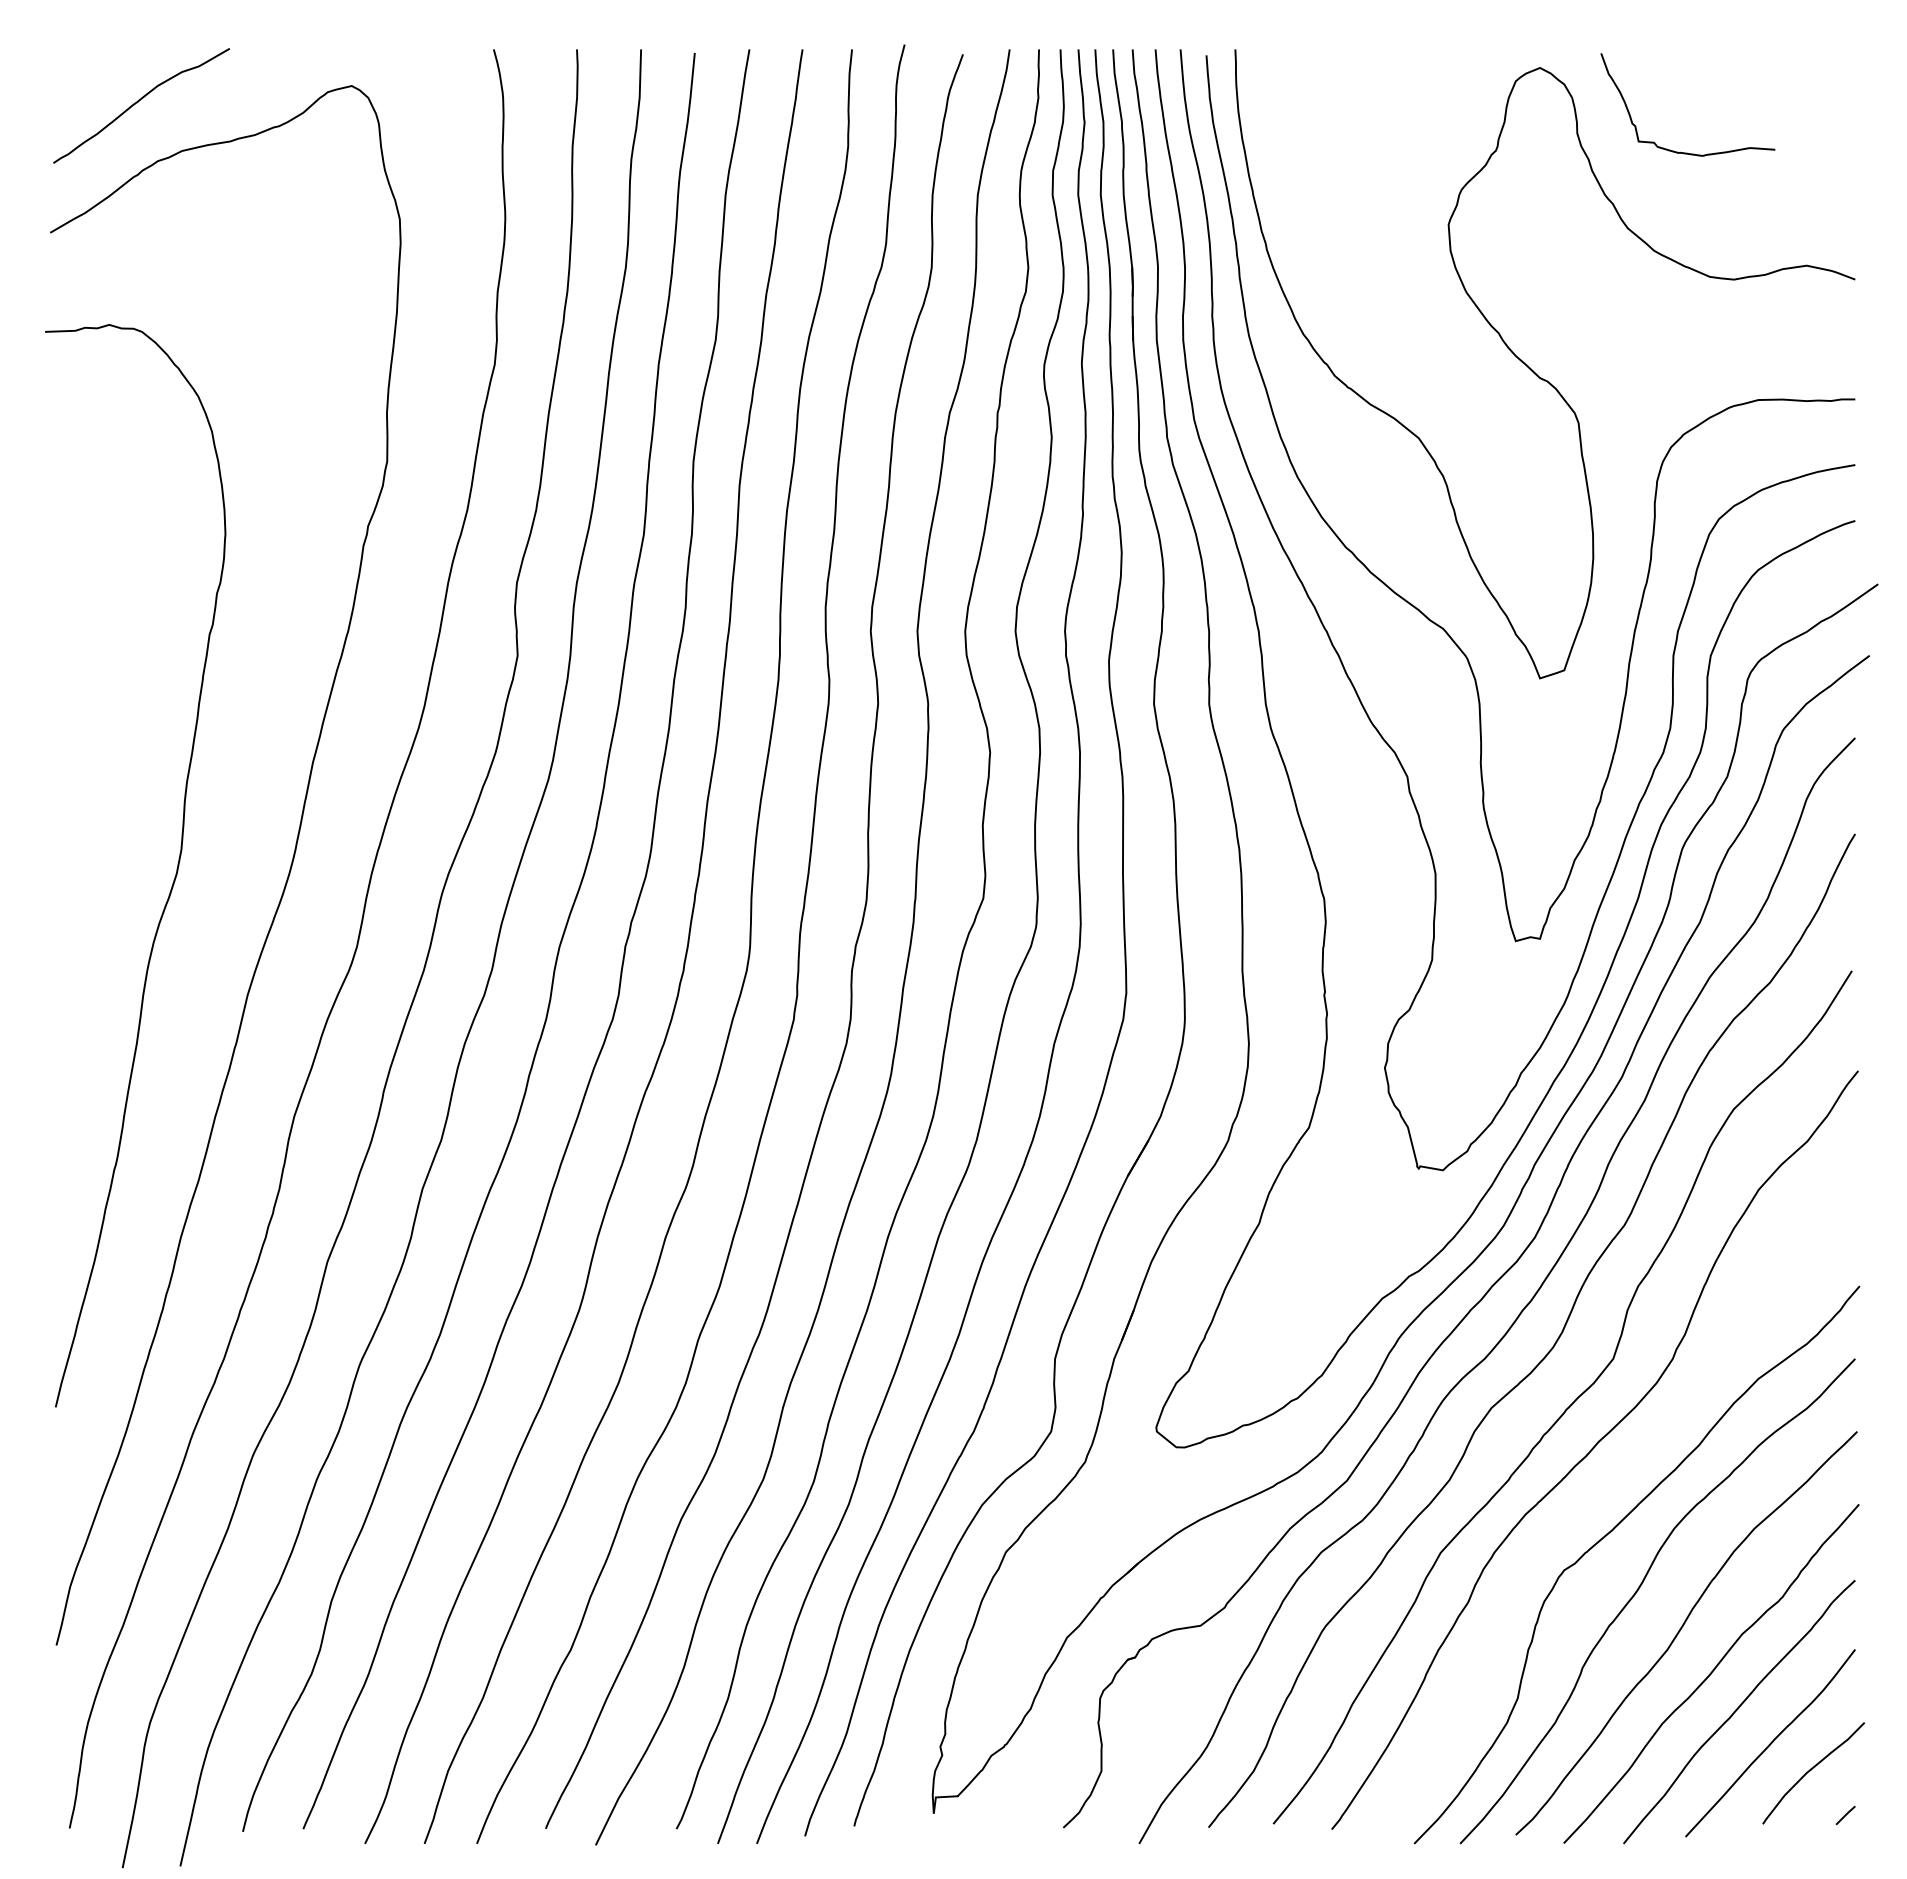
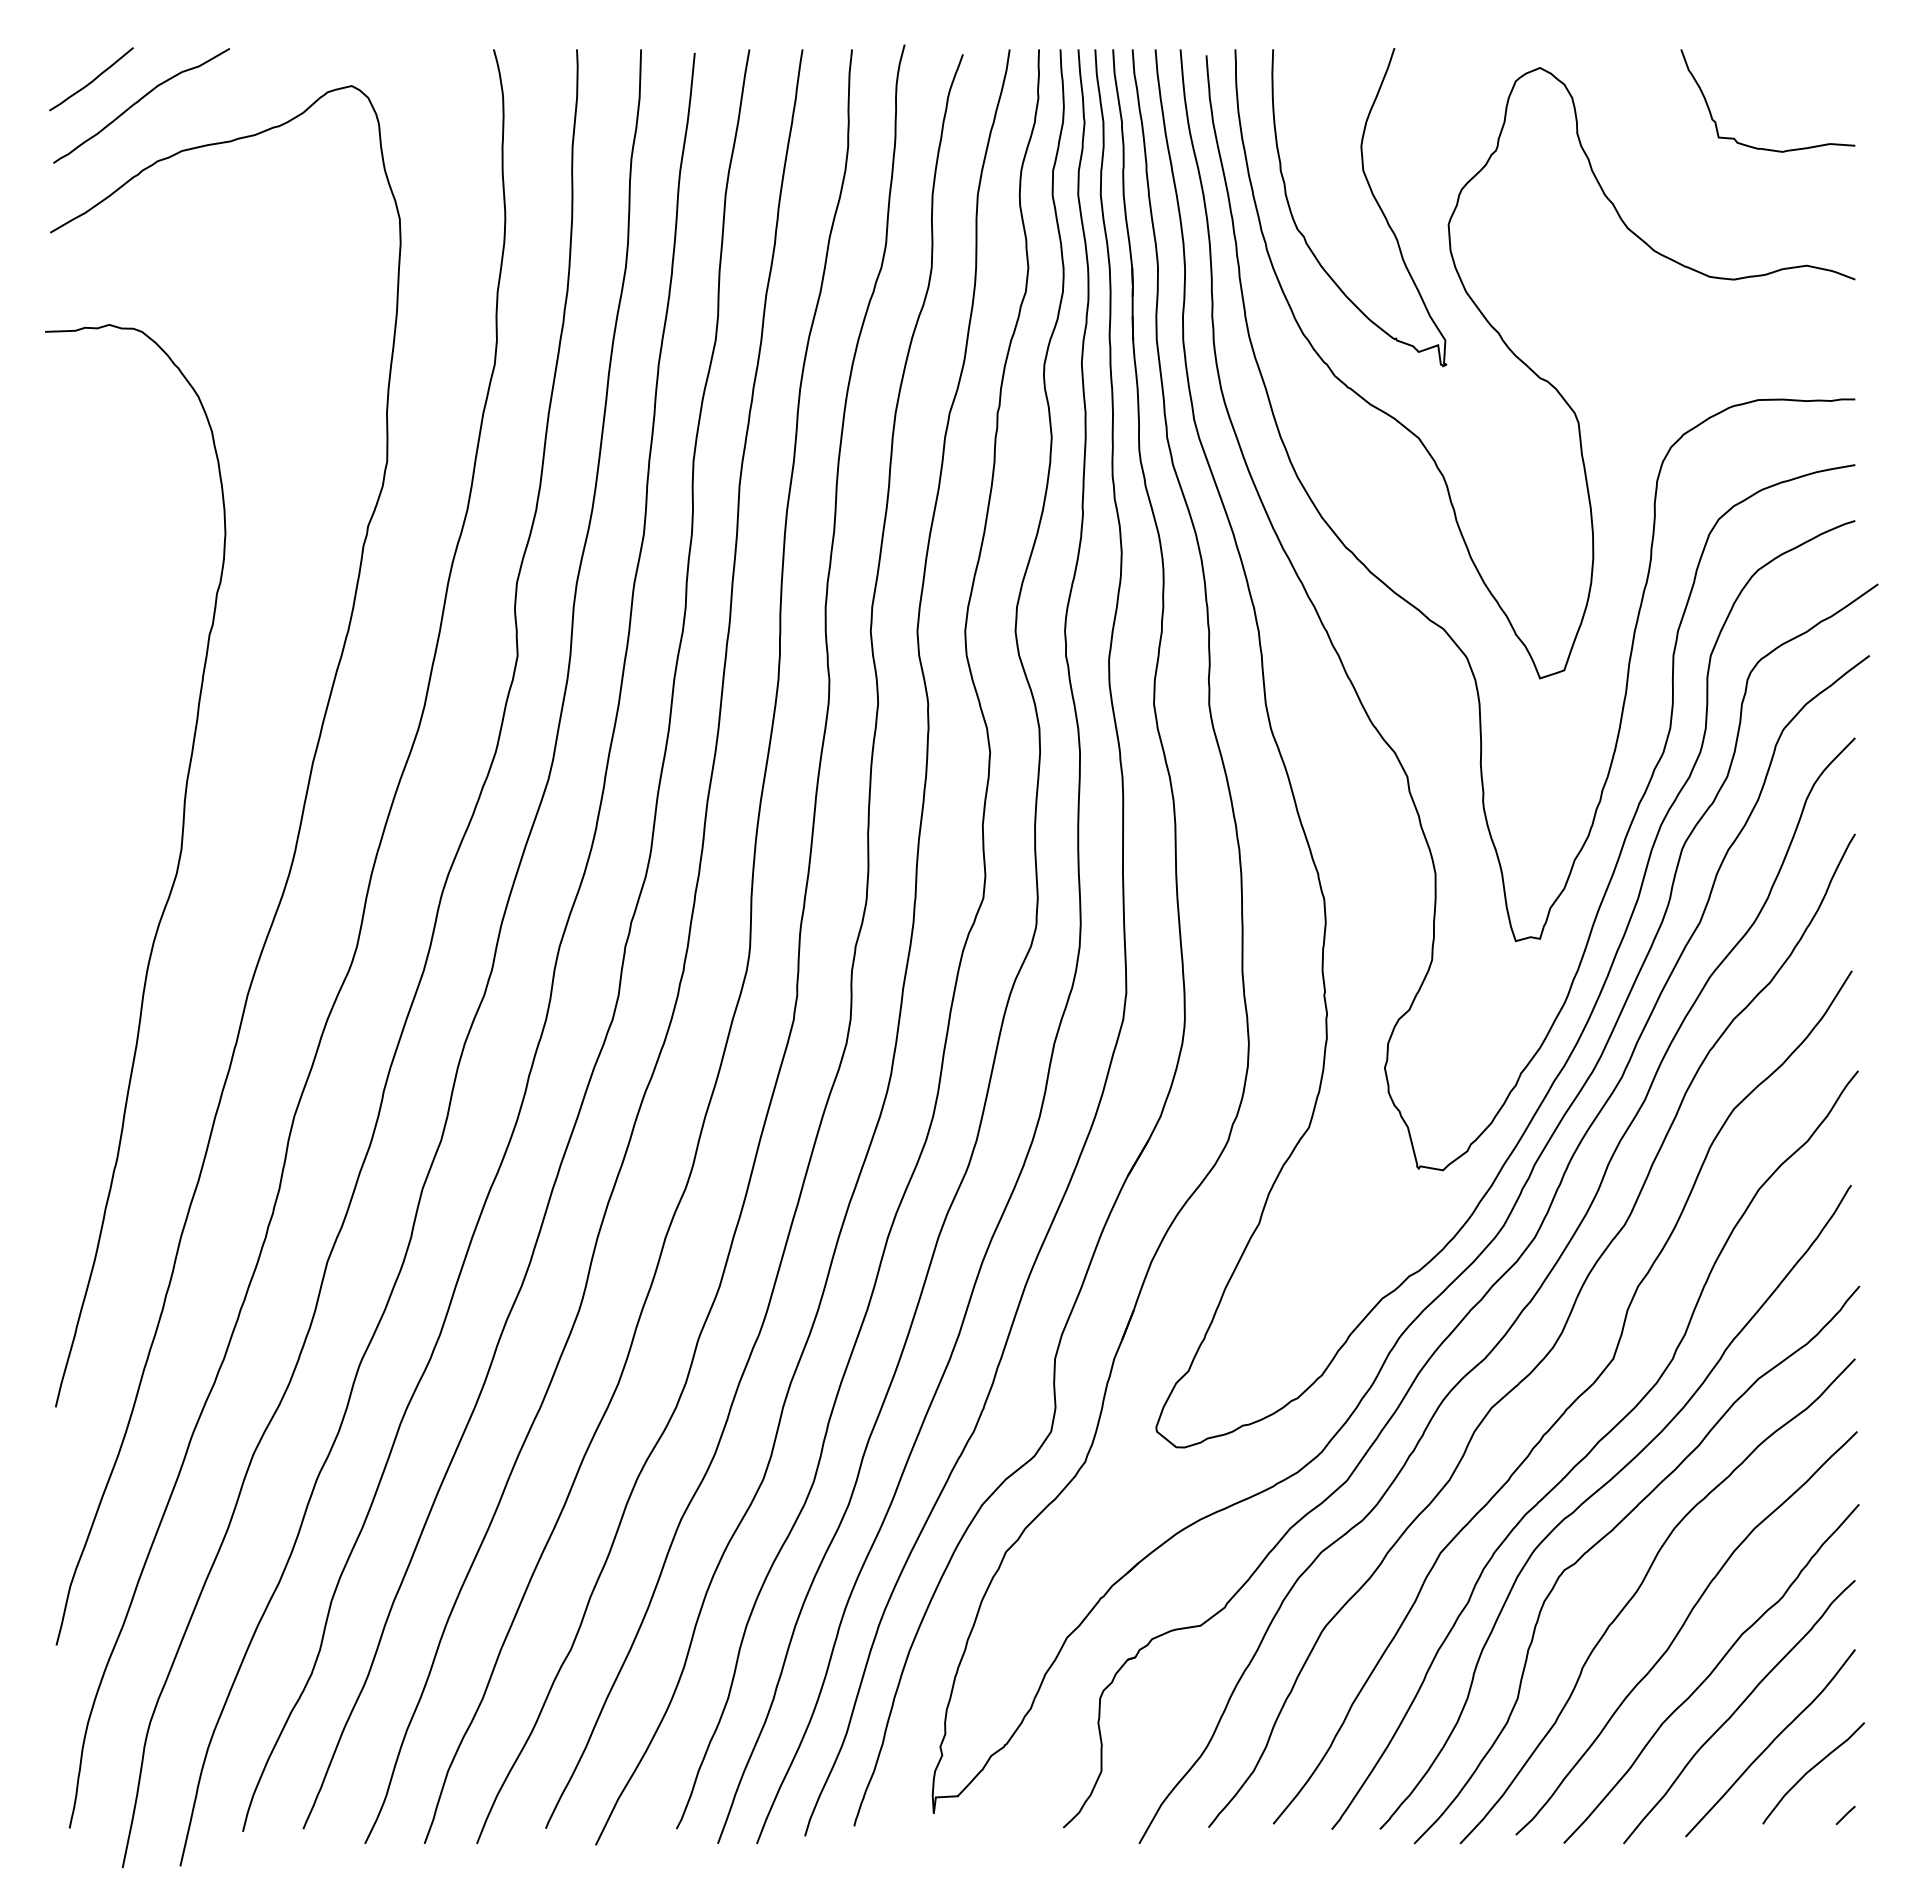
curve: none -> present (92, 80)
curve position: (1680, 151) -> (1760, 147) (1760, 147)
curve: none -> present (1374, 199)
curve: none -> present (1603, 1487)
